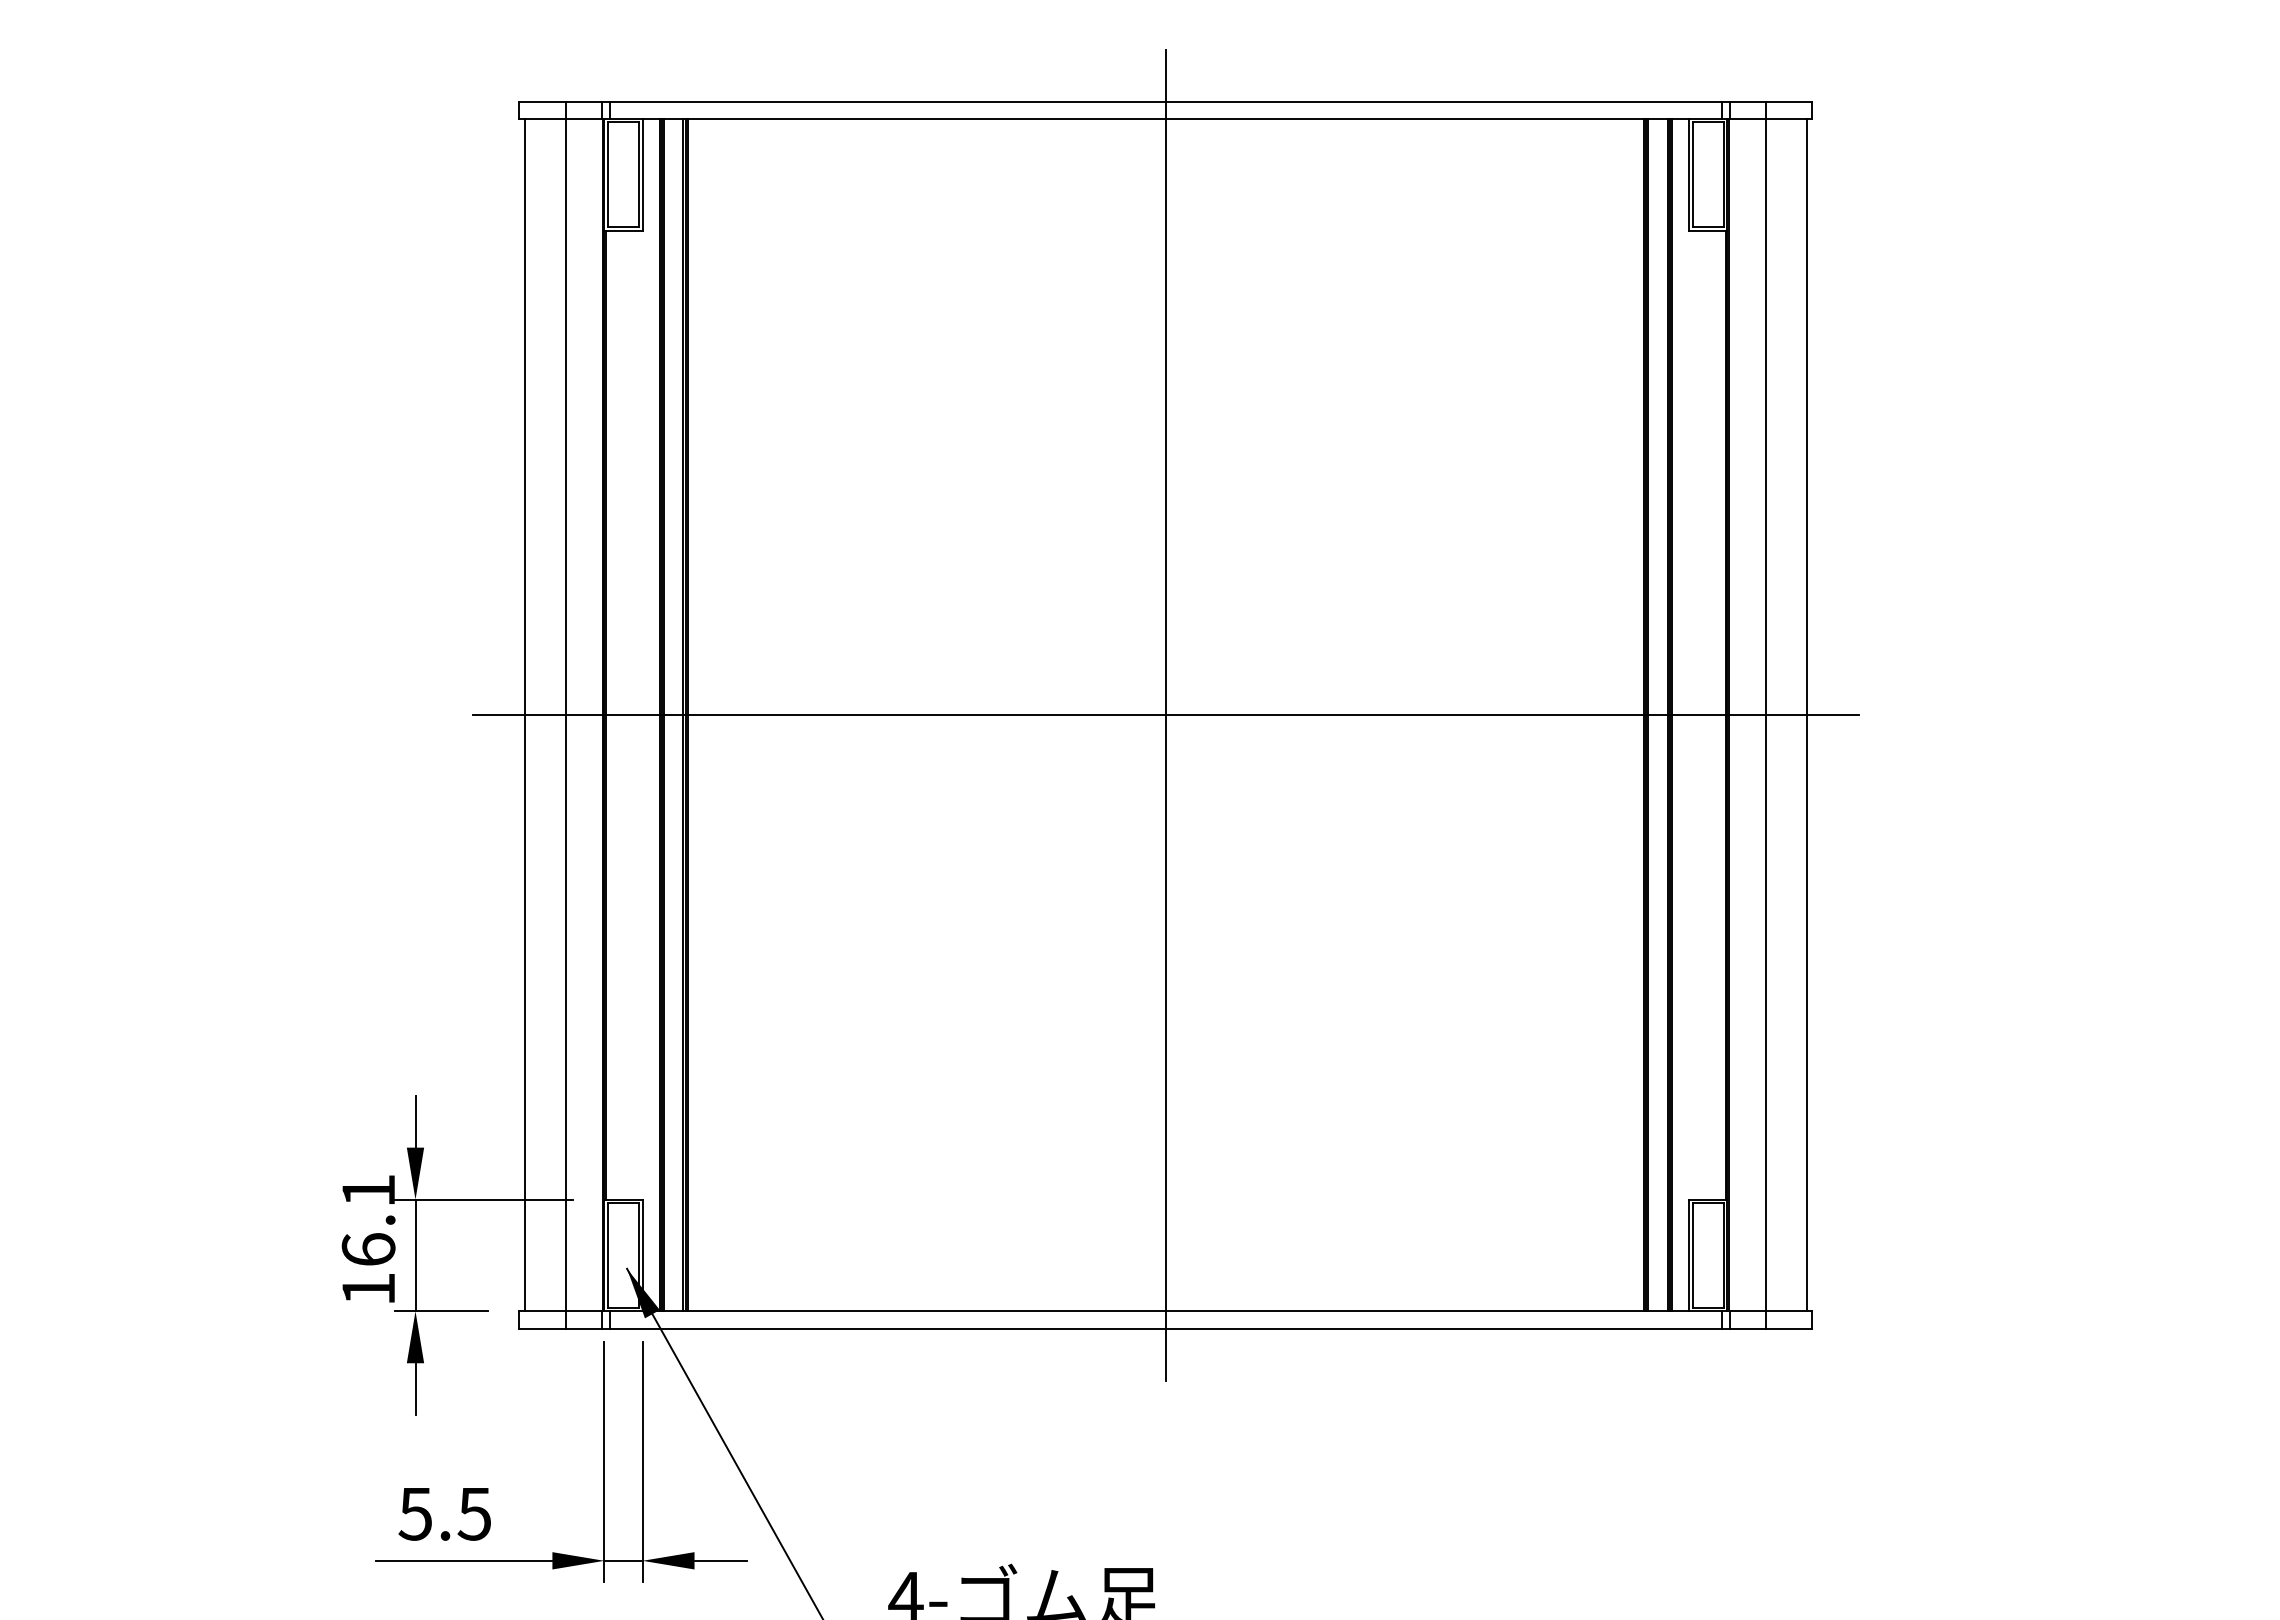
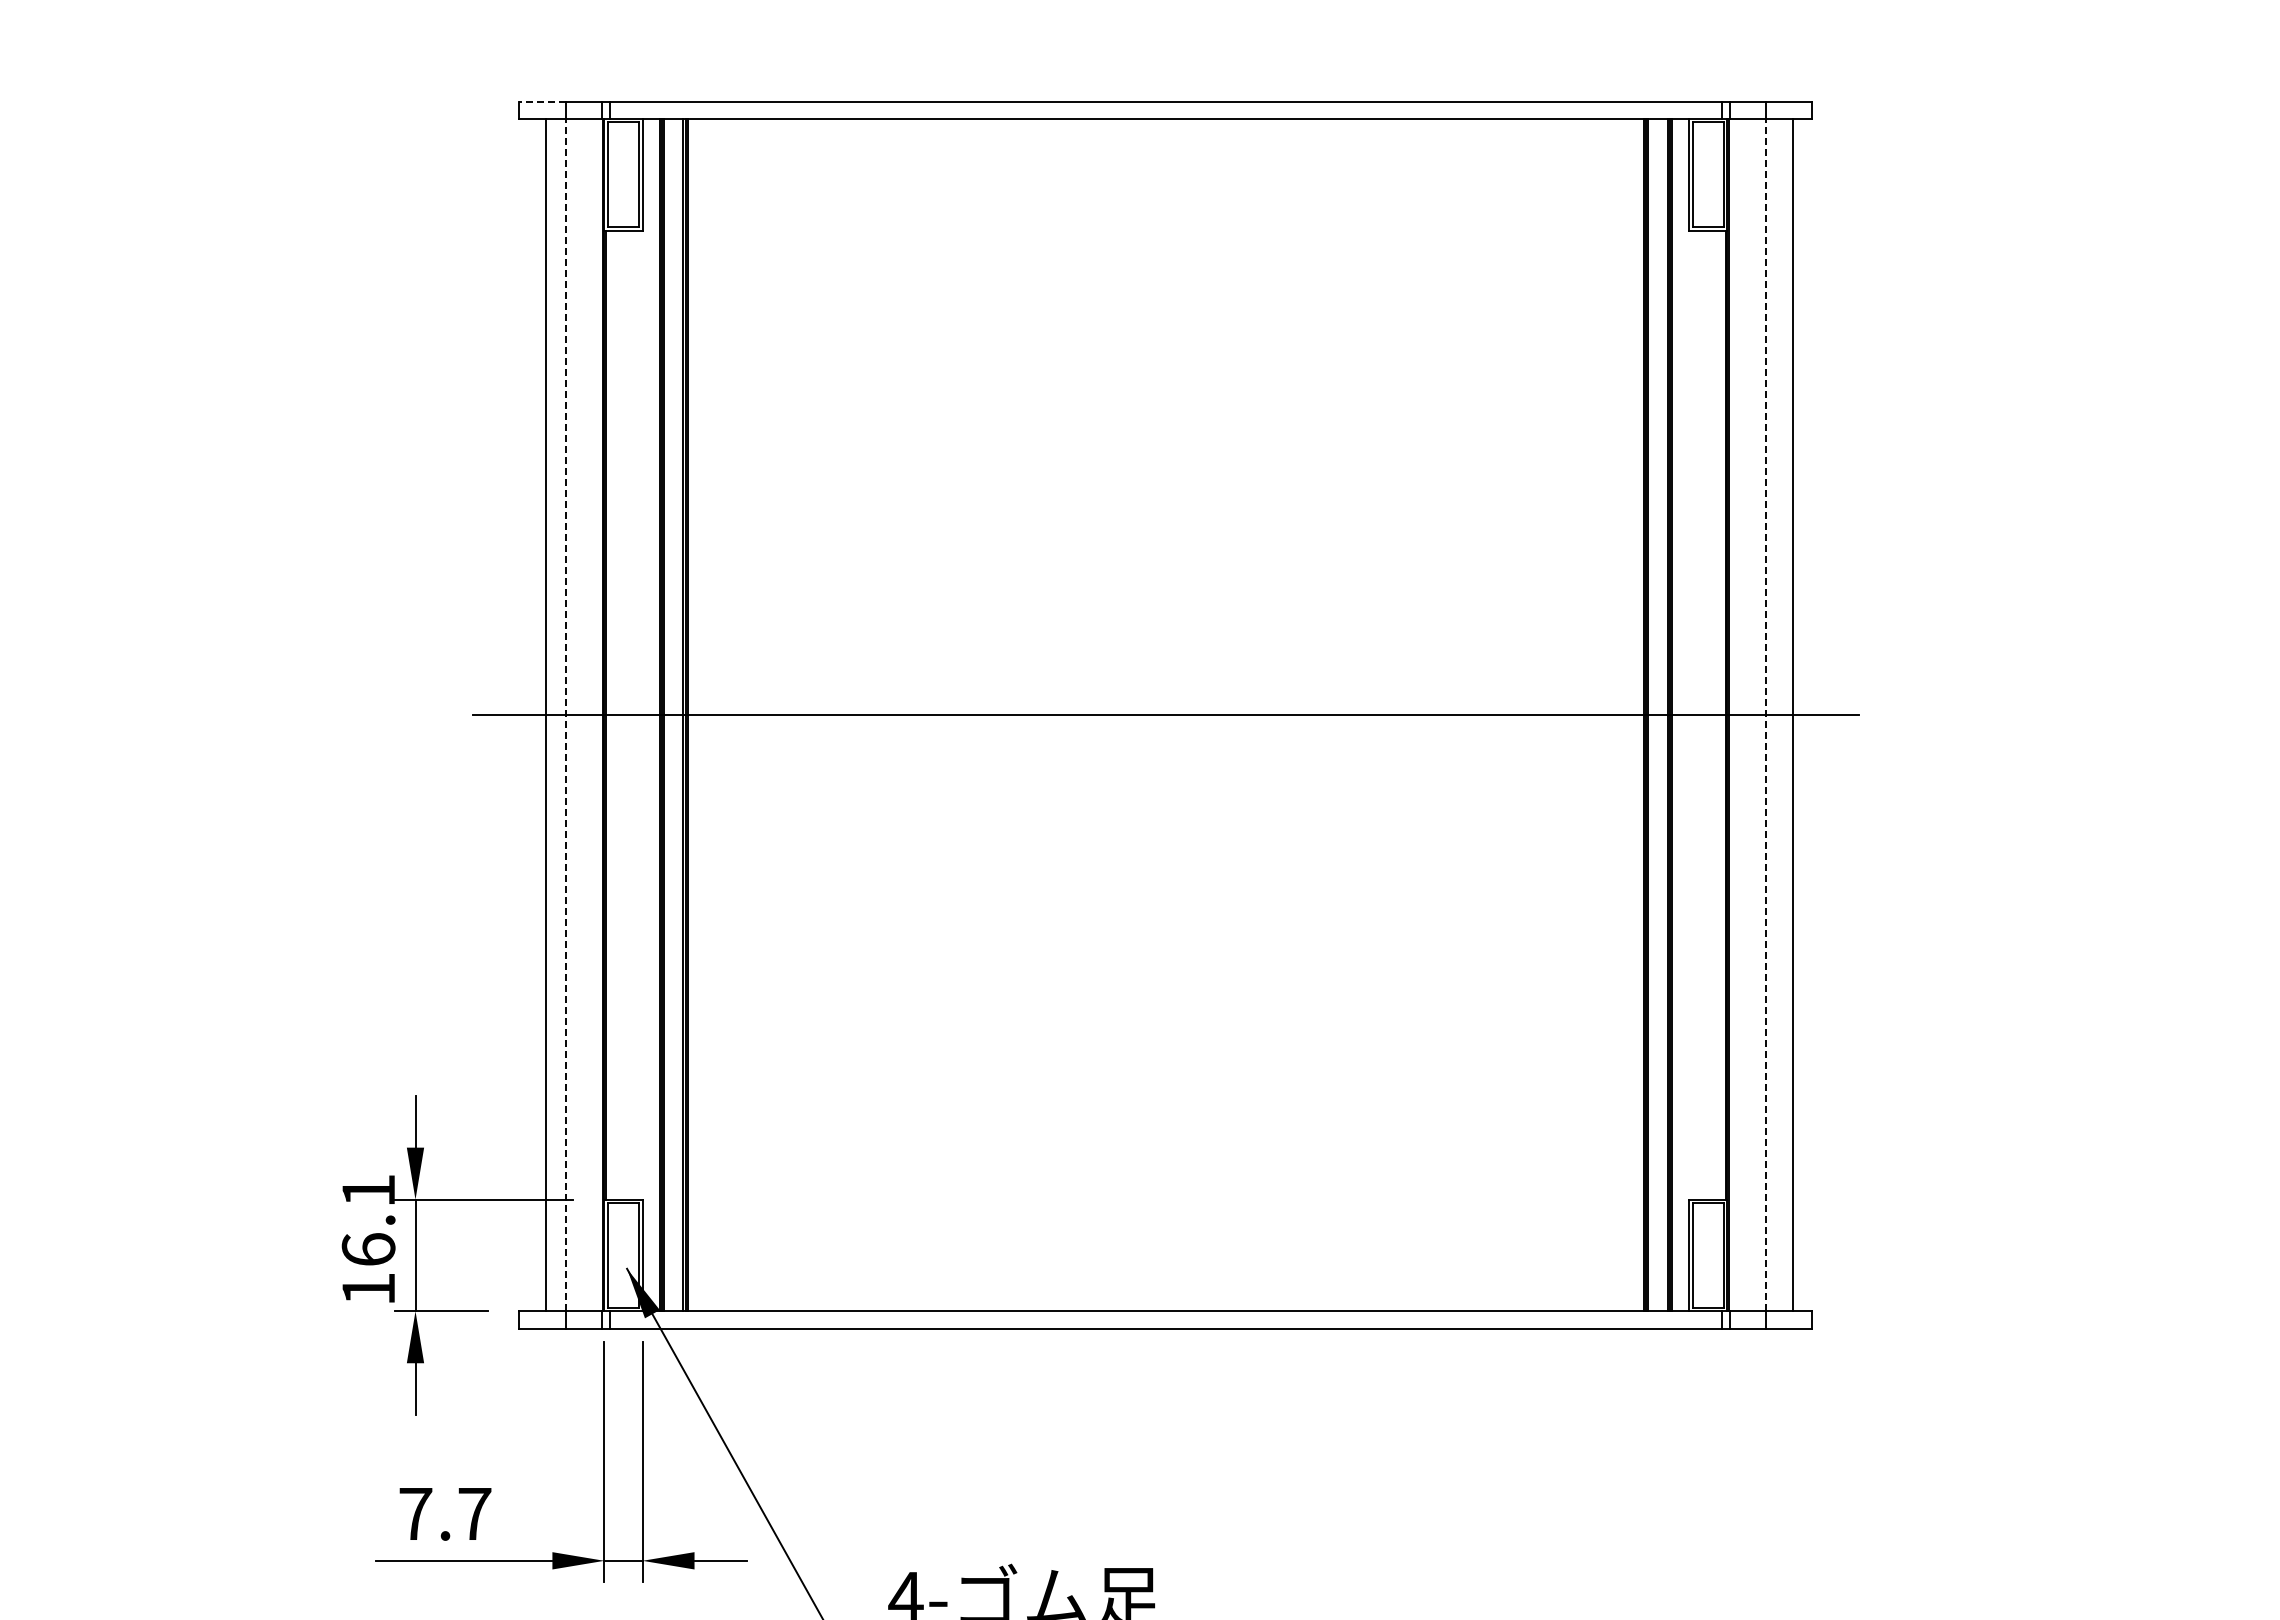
line: solid -> dashed (542, 101)
line position: (524, 714) -> (545, 714) (545, 714)
line: solid -> dashed (566, 714)
line: present -> none (1165, 714)
line: solid -> dashed (1765, 714)
line position: (1807, 714) -> (1793, 714) (1793, 714)
text: 5.5 -> 7.7 (444, 1514)
